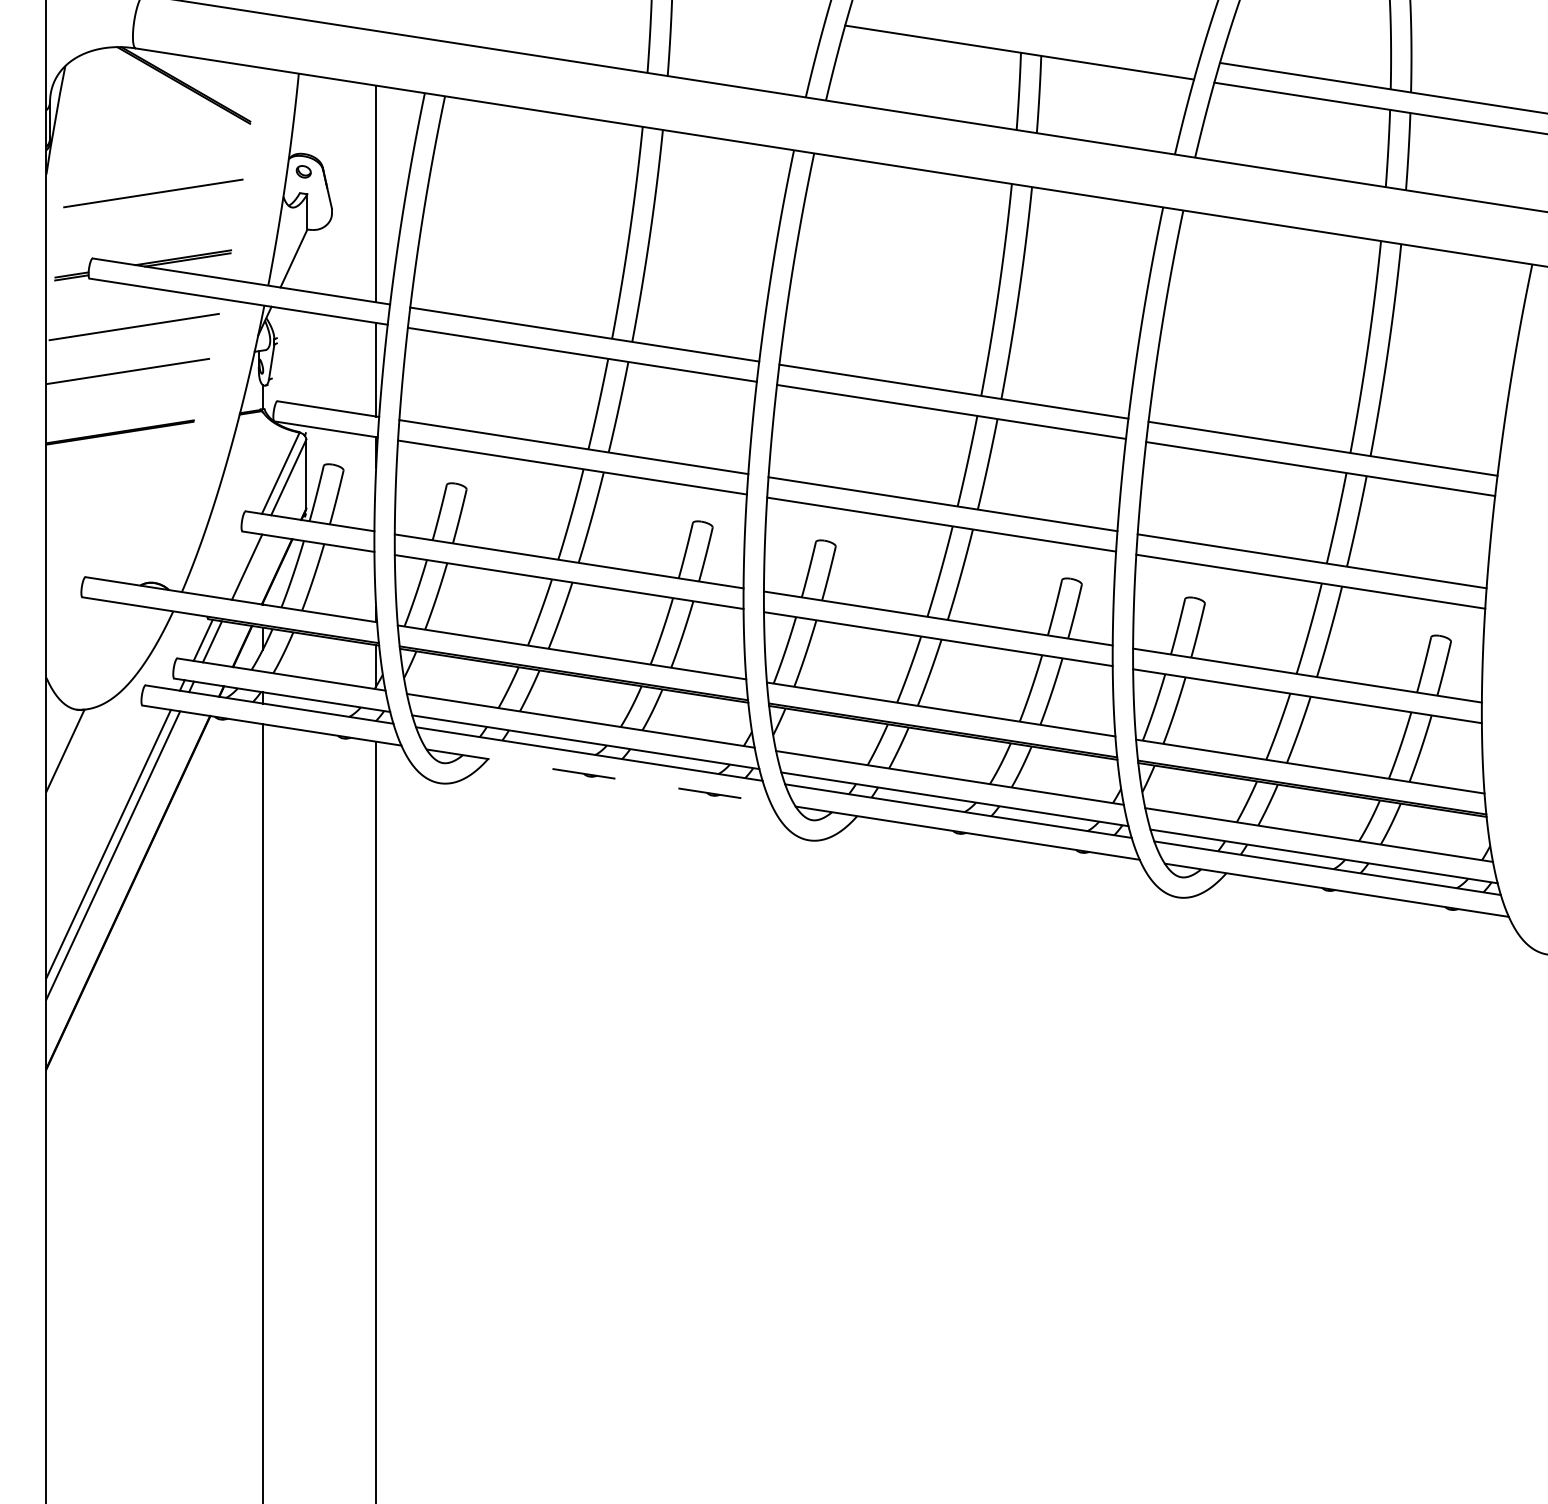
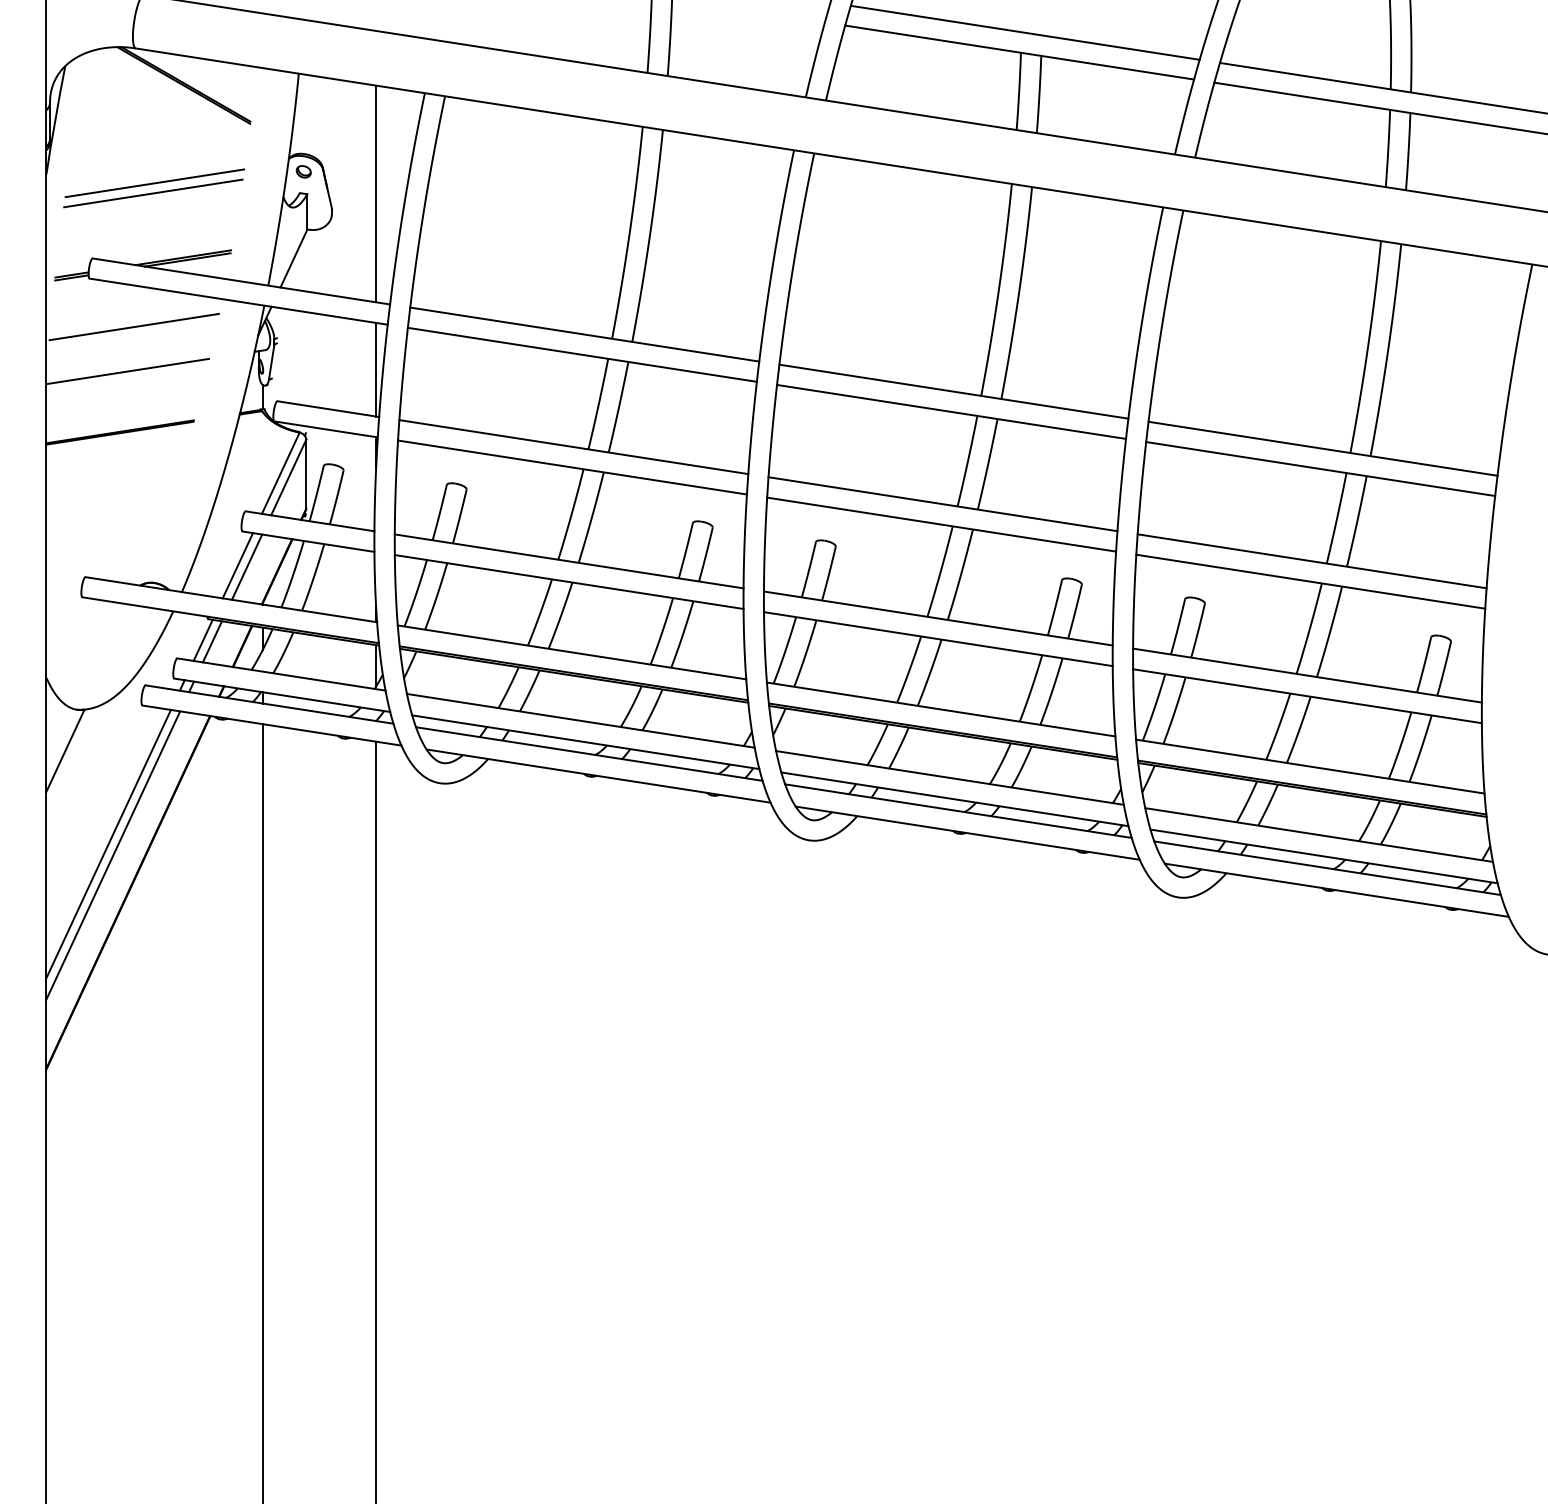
line: none -> present (1024, 32)
line: none -> present (154, 183)
line: none -> present (237, 565)
line: dashed -> solid (599, 776)
